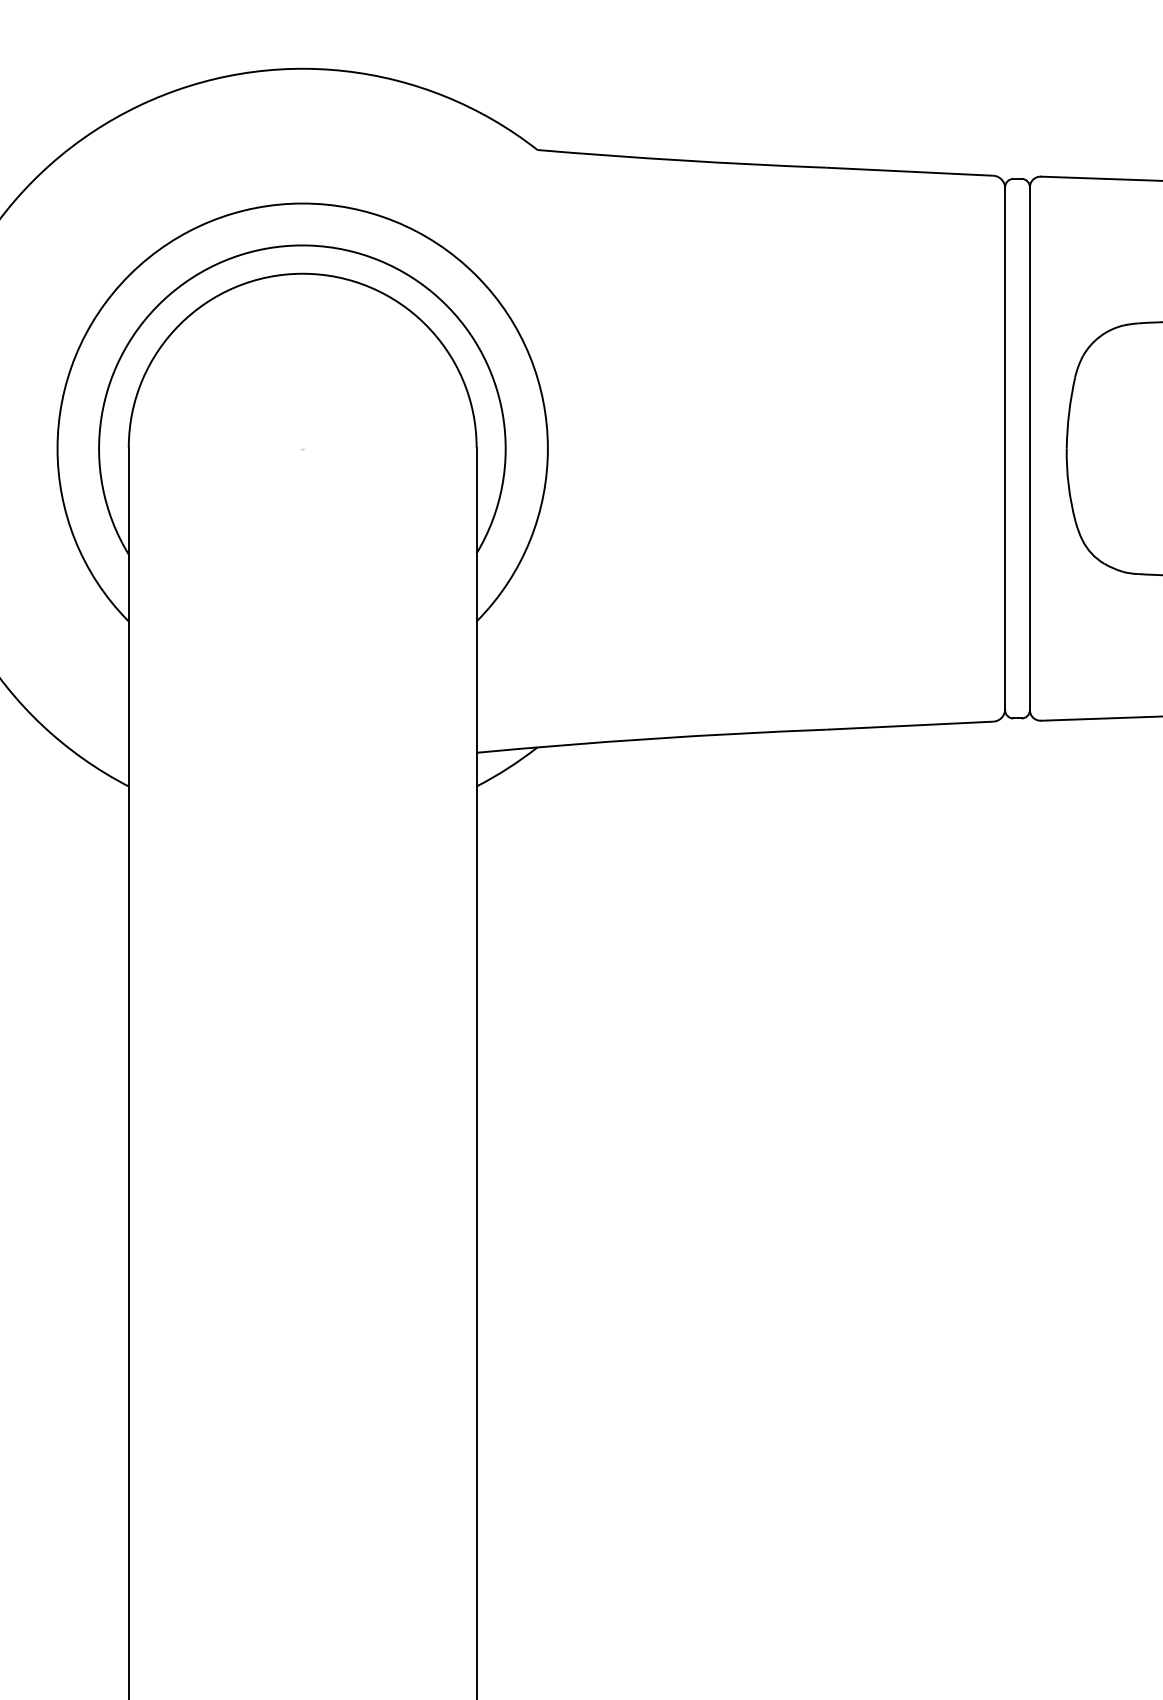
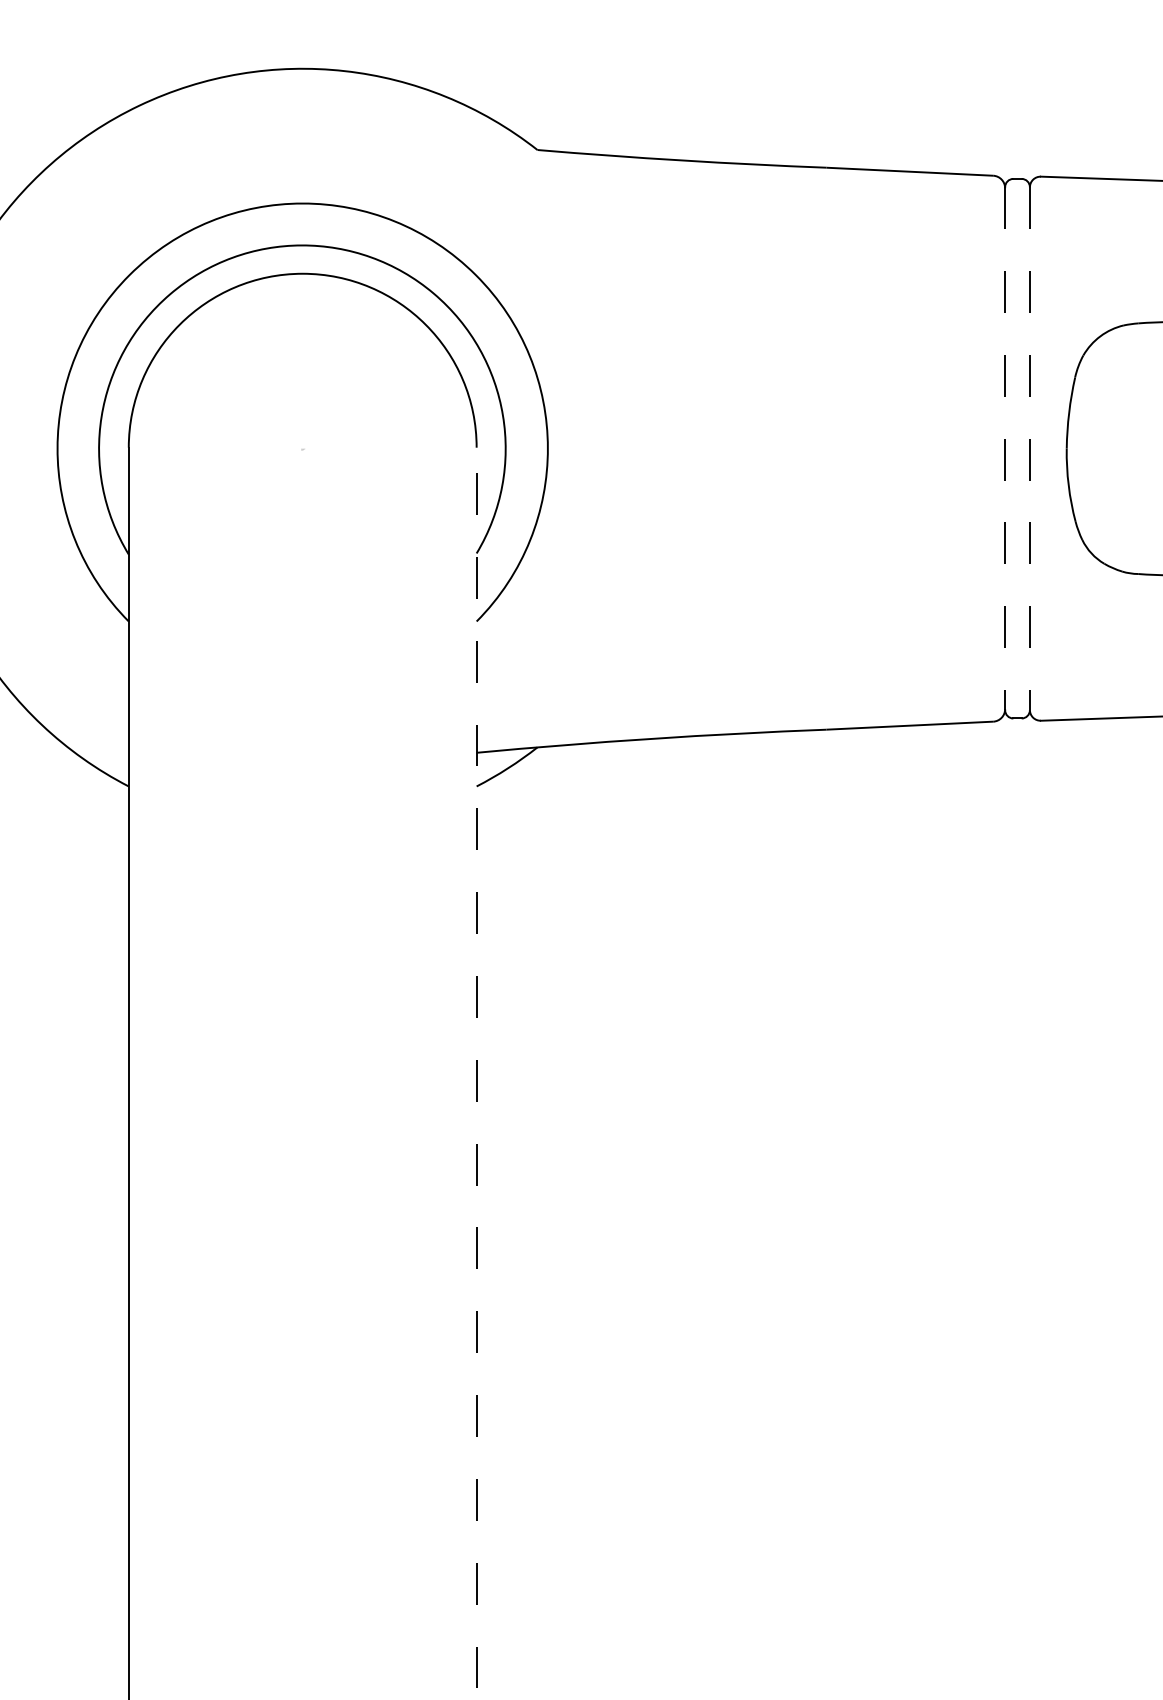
line: solid -> dashed (1005, 448)
line: solid -> dashed (1029, 448)
line: solid -> dashed (476, 1073)
